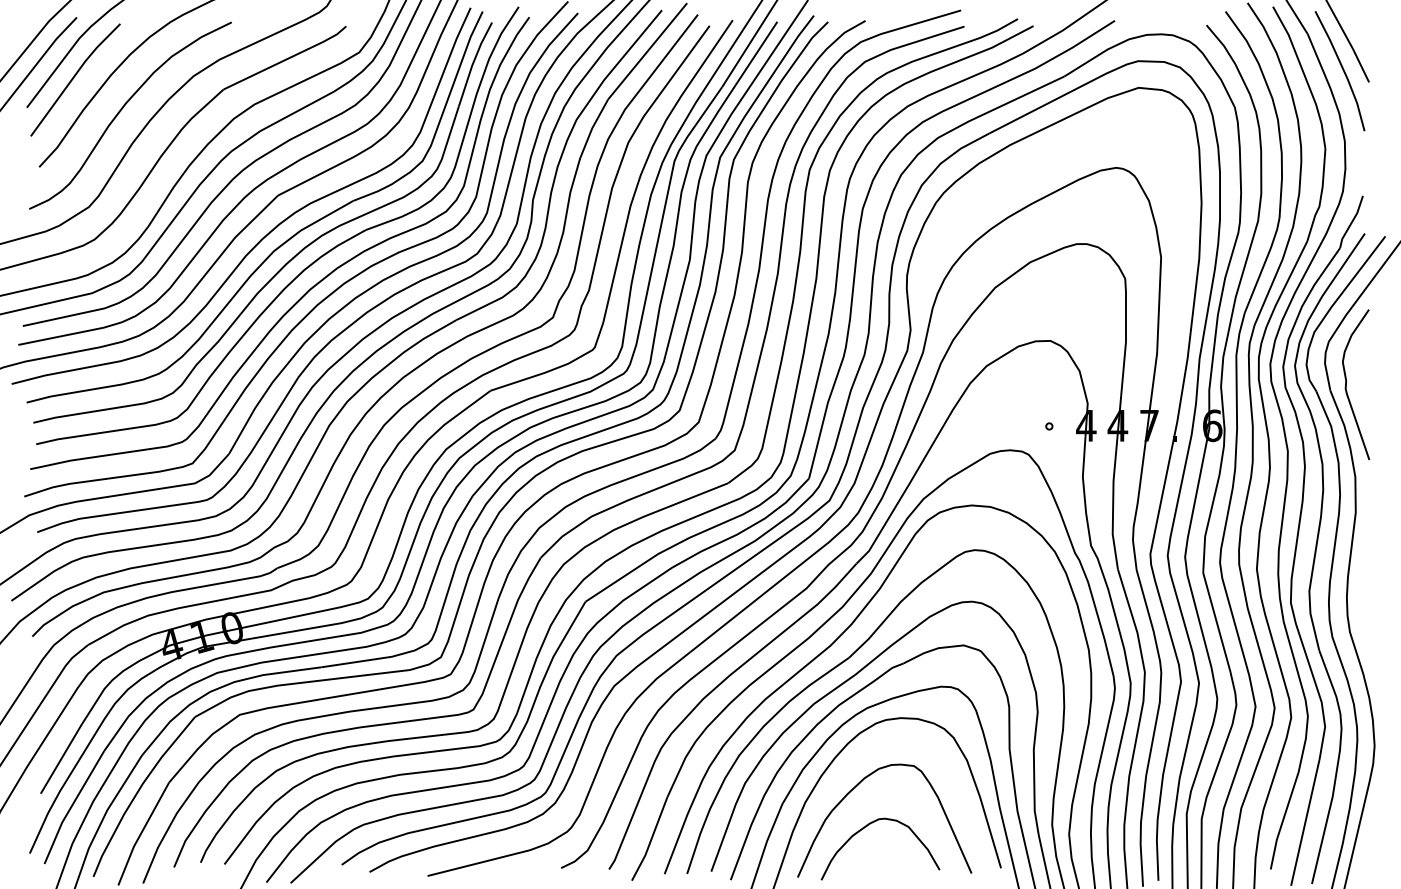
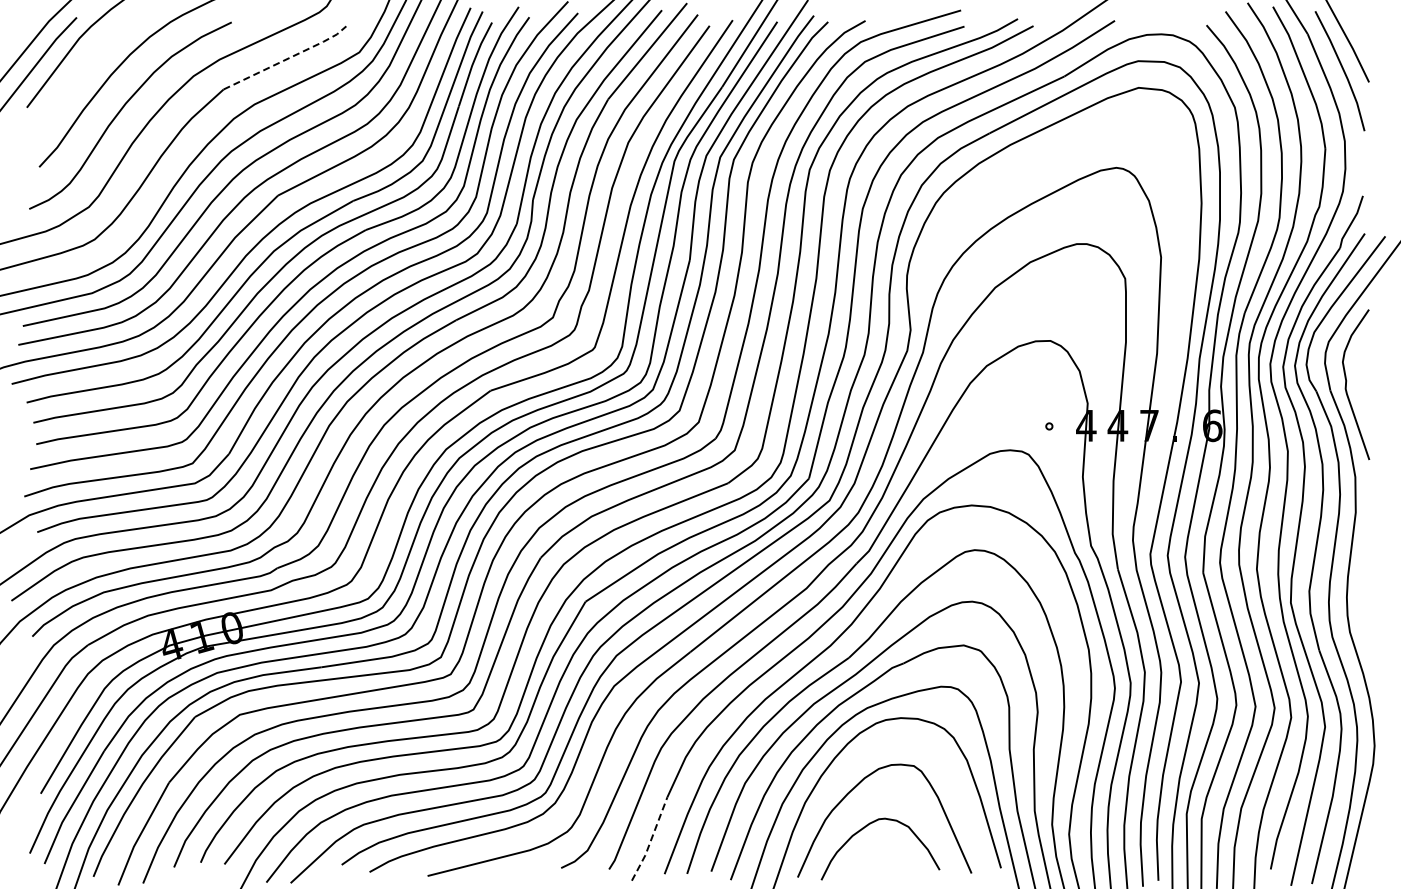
line: solid -> dashed (287, 59)
line: present -> none (74, 78)
line: solid -> dashed (651, 839)
